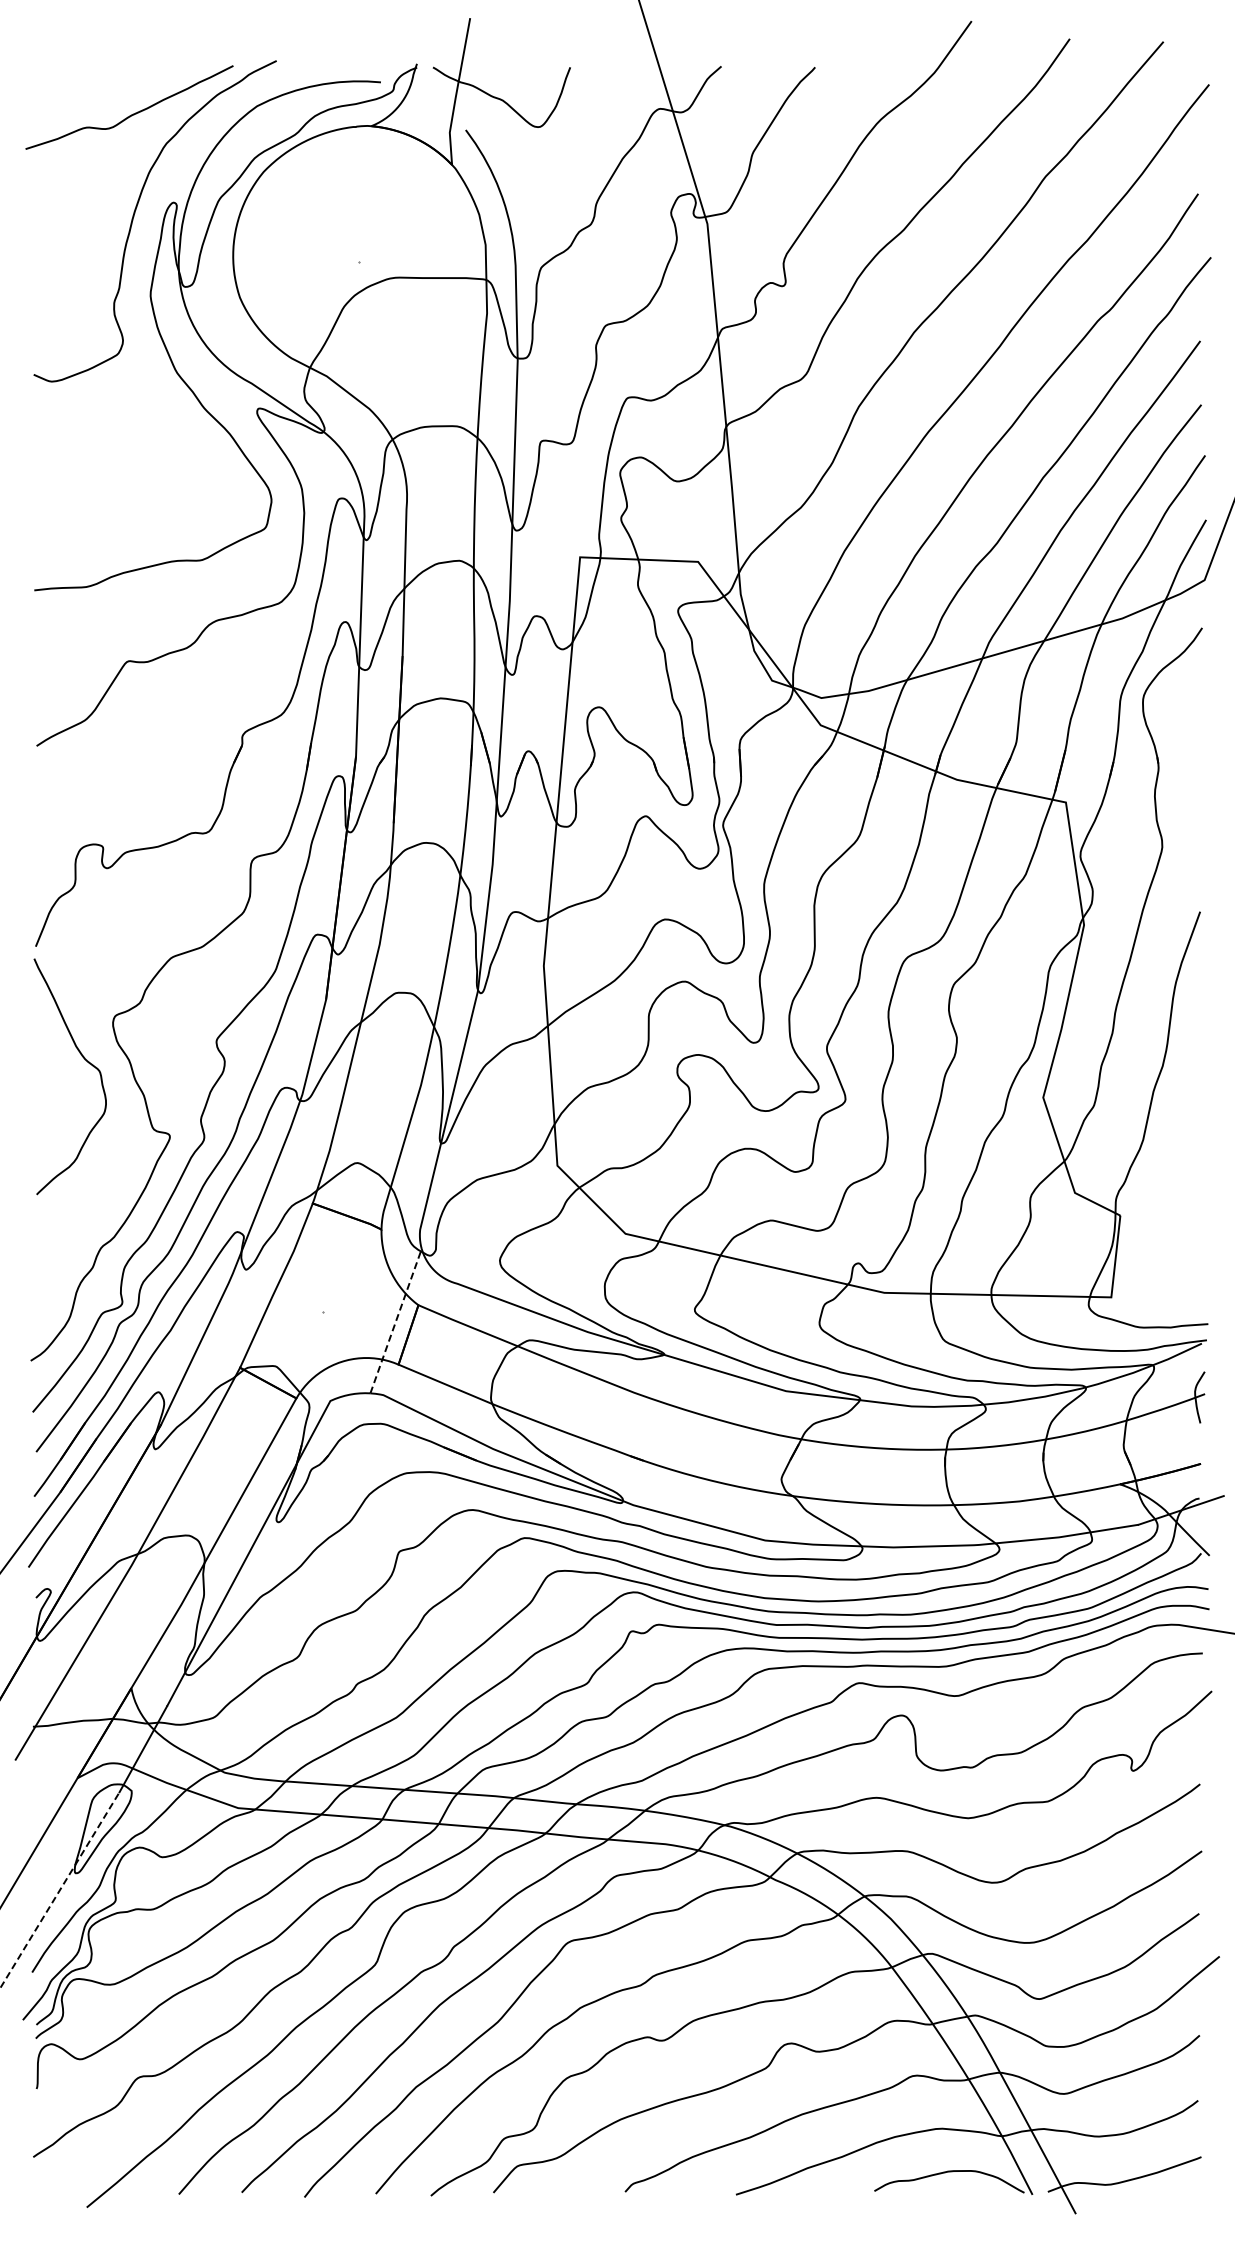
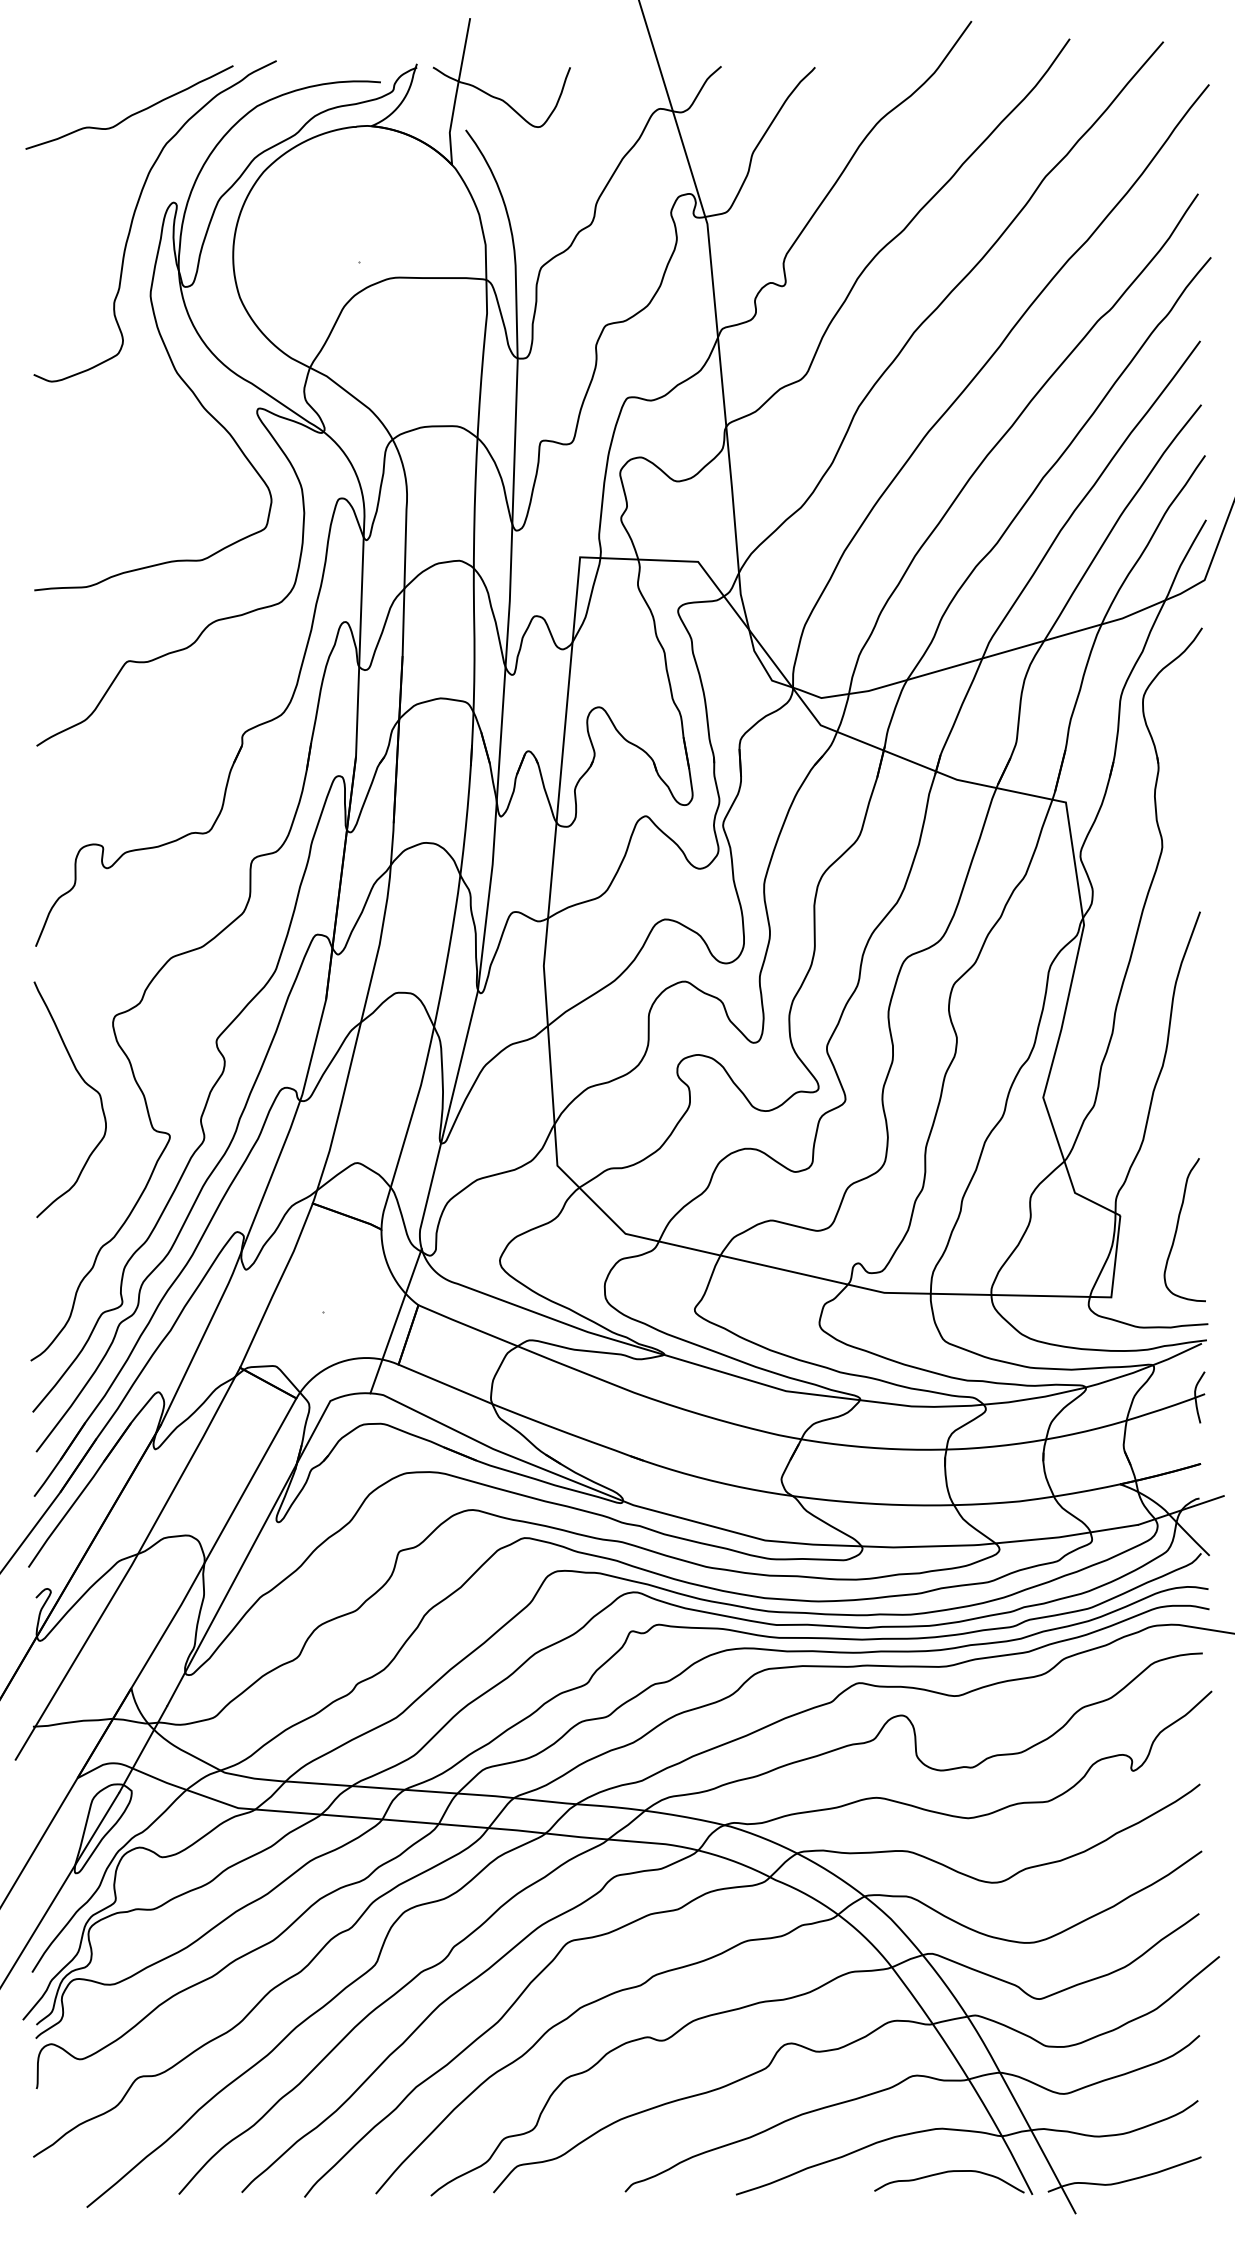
curve position: (85, 1060) -> (85, 1083) (85, 1083)
curve: none -> present (1177, 1230)
line: dashed -> solid (396, 1321)
line: dashed -> solid (59, 1890)
